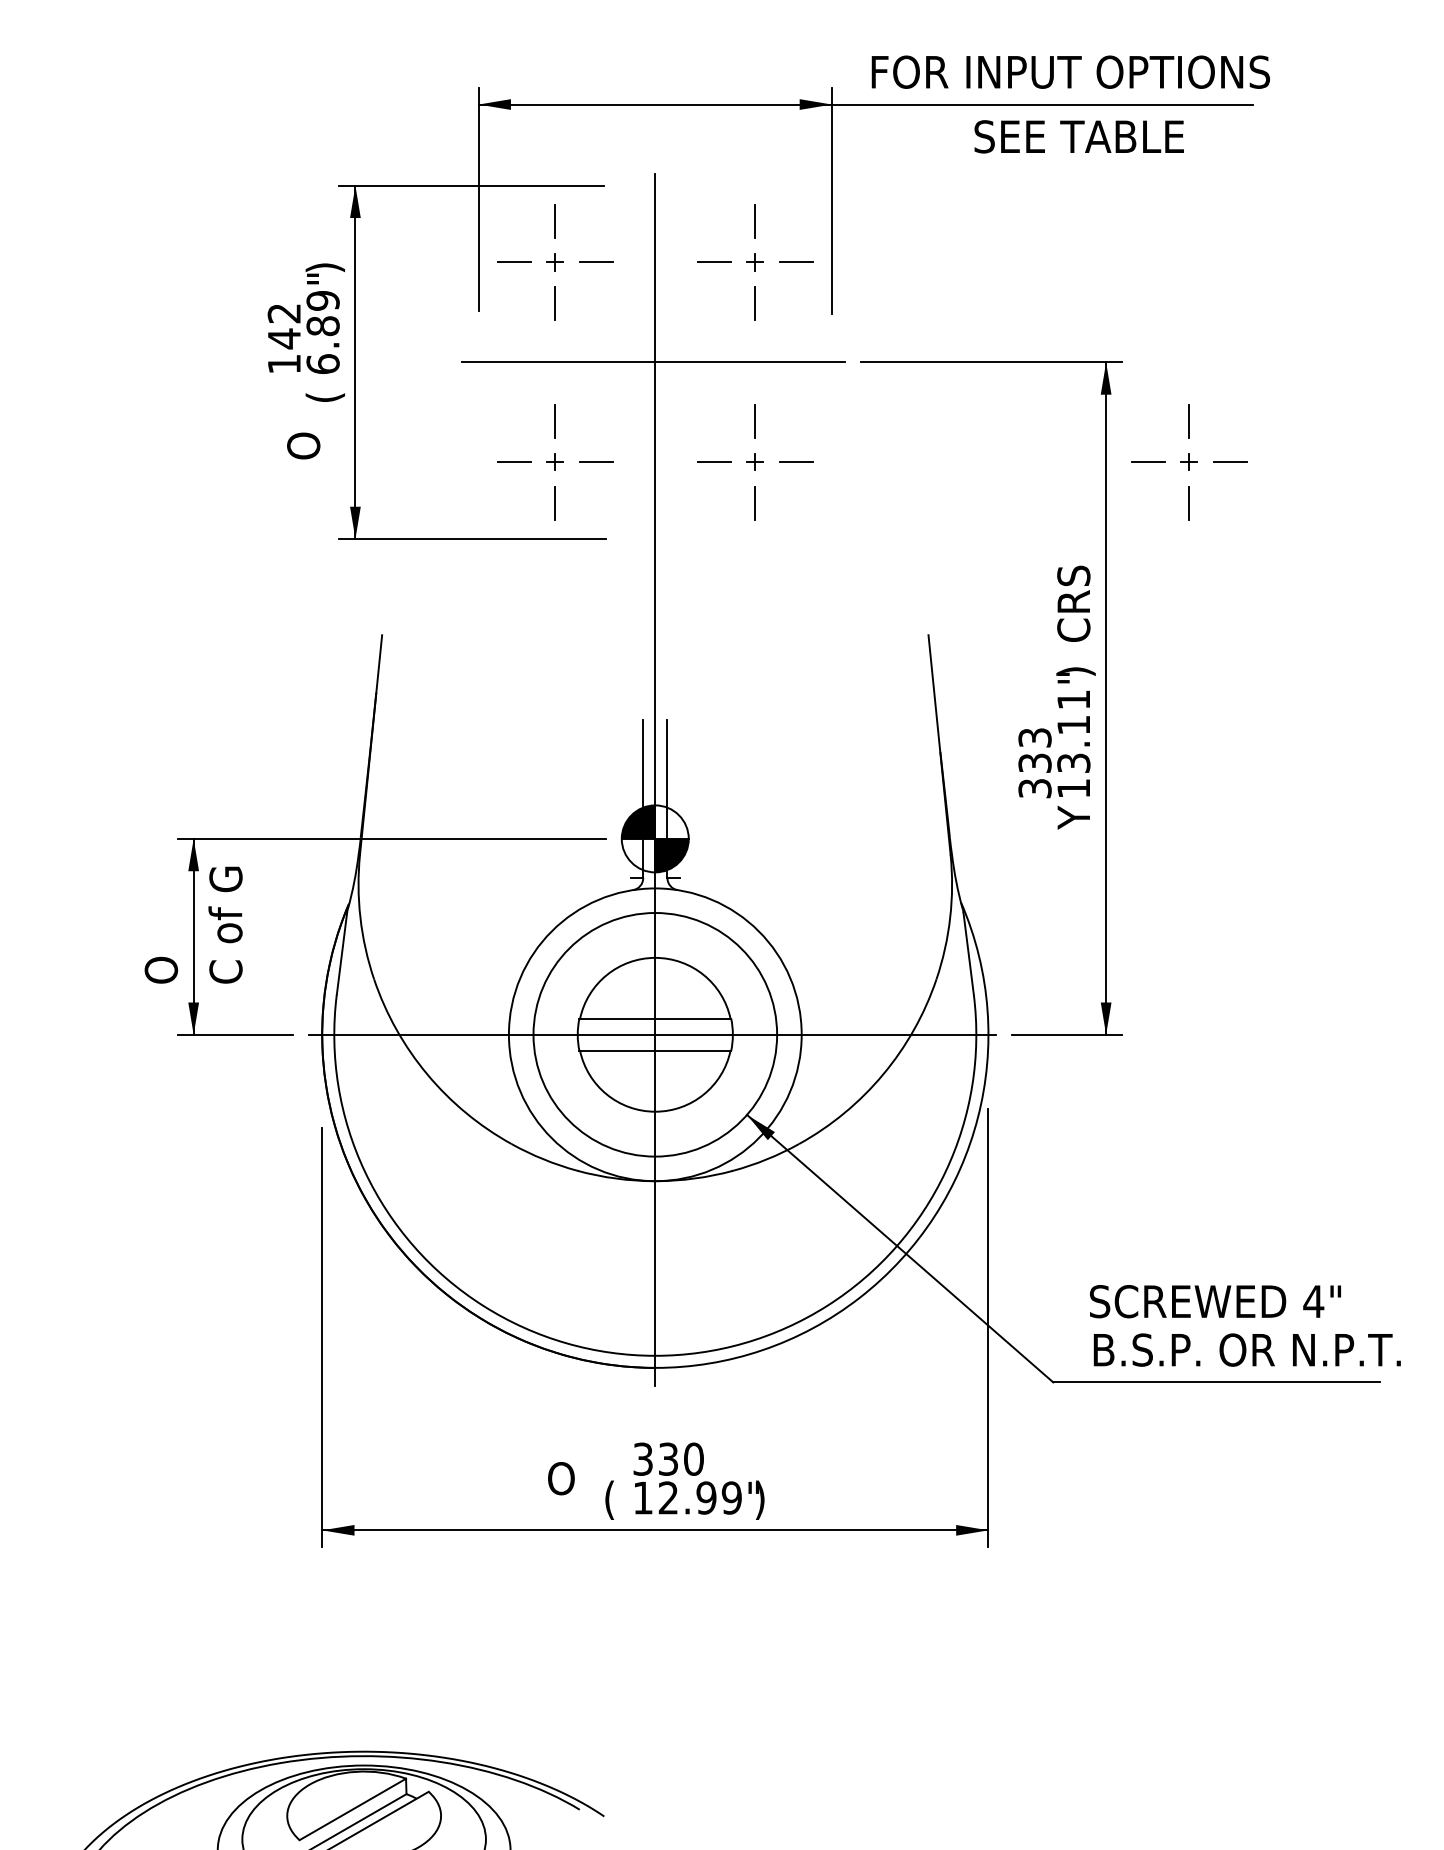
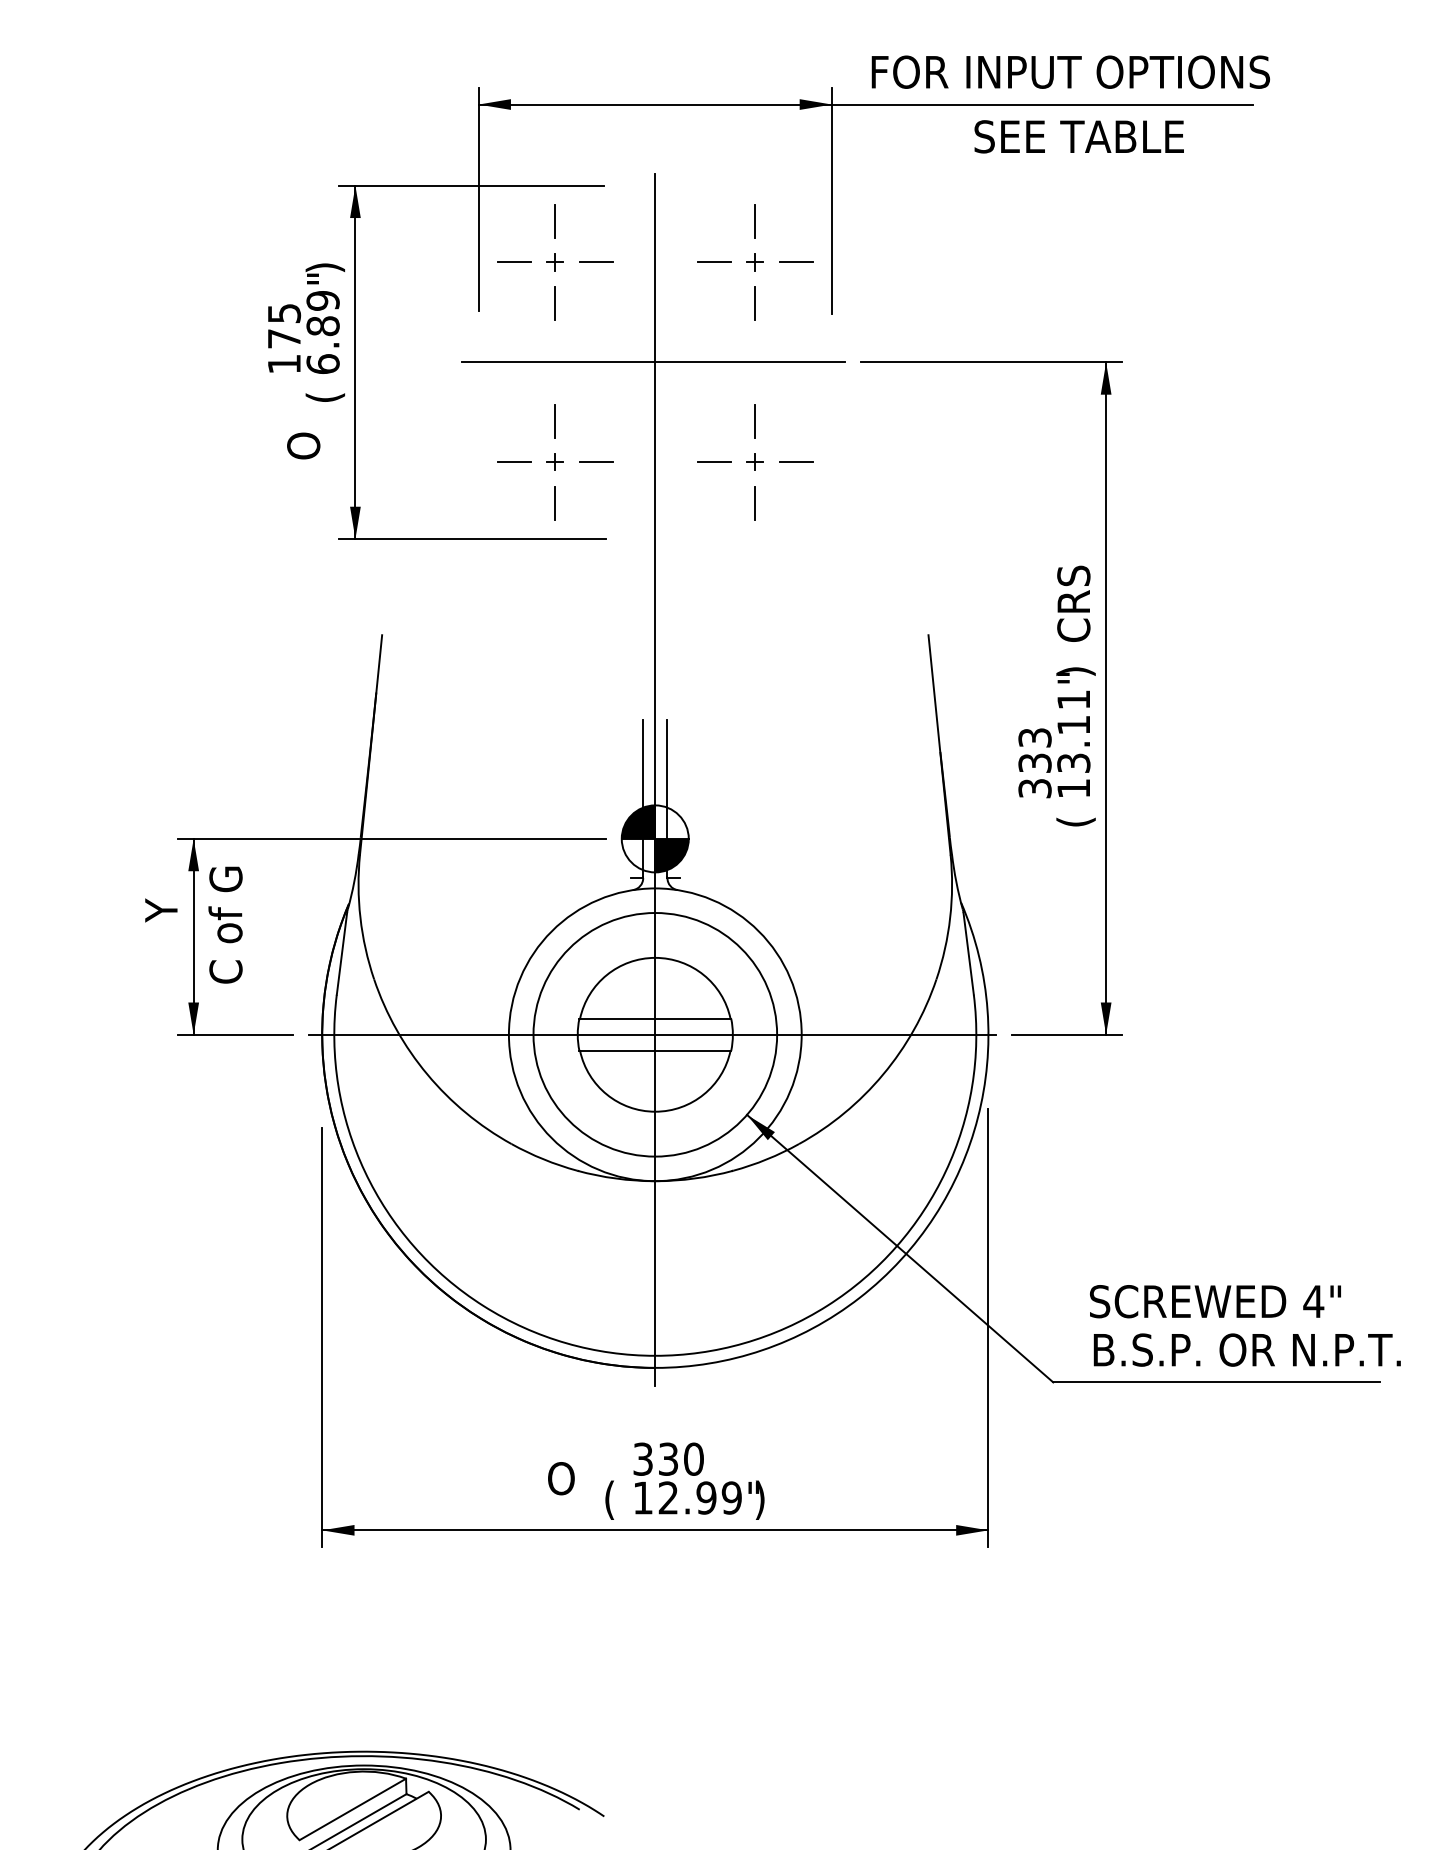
text: 142 -> 175 (284, 326)
part: present -> none (1189, 462)
text: Y -> ( (1075, 817)
text: O -> Y (161, 940)
